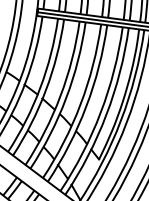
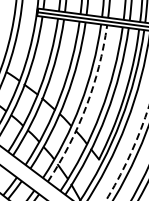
arc: solid -> dashed (86, 106)
arc: solid -> dashed (130, 154)
